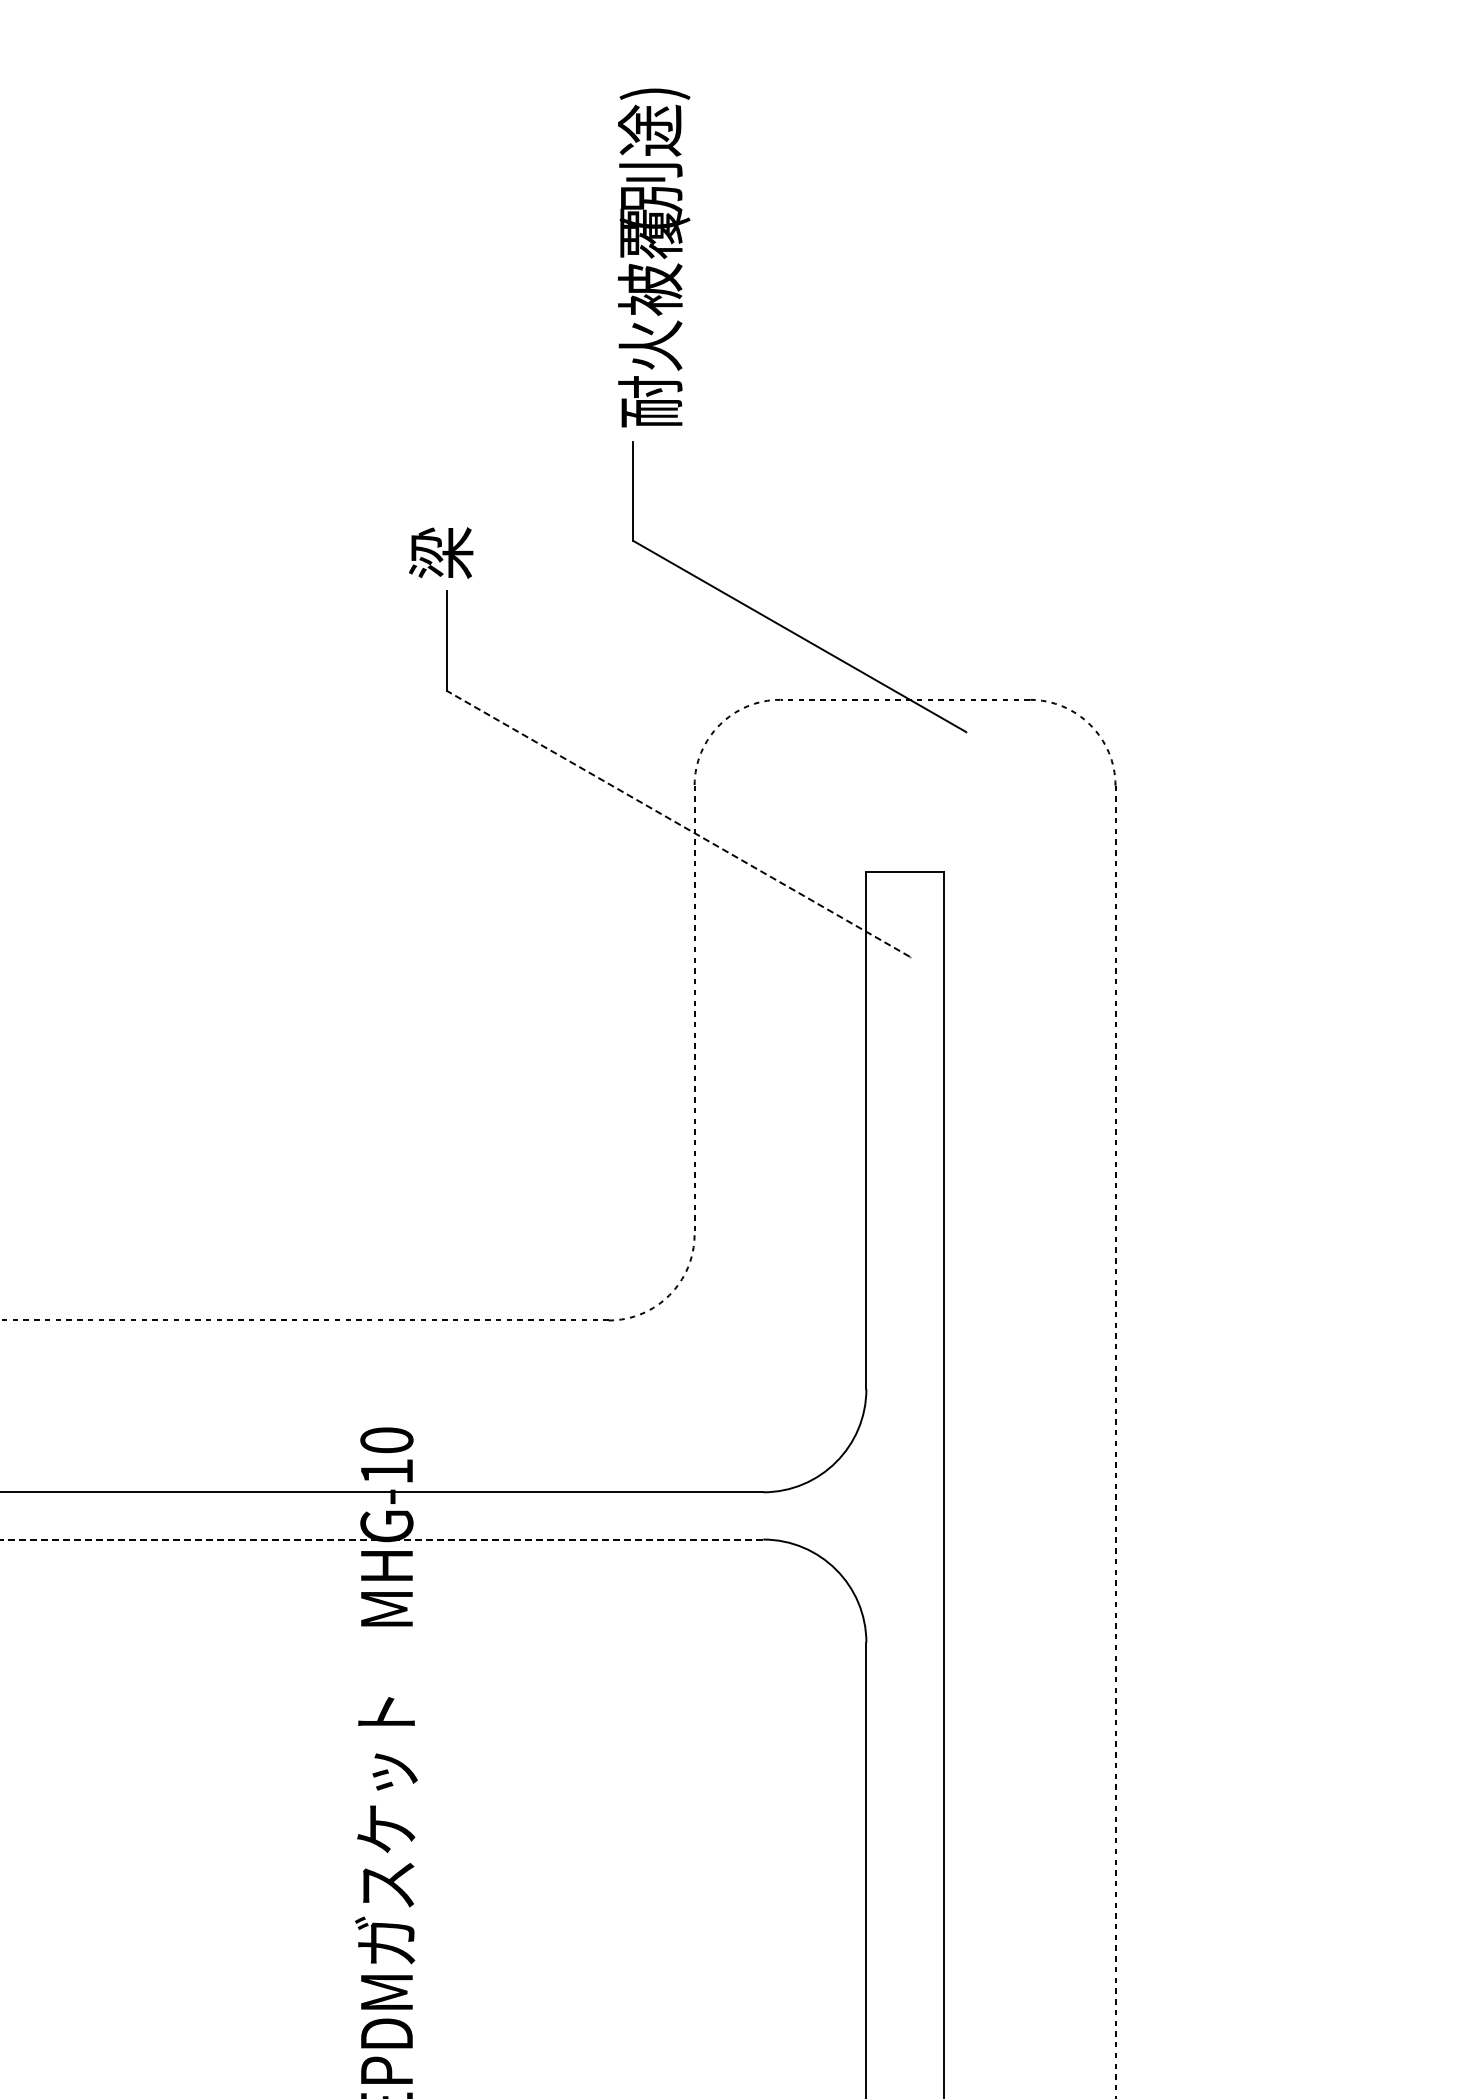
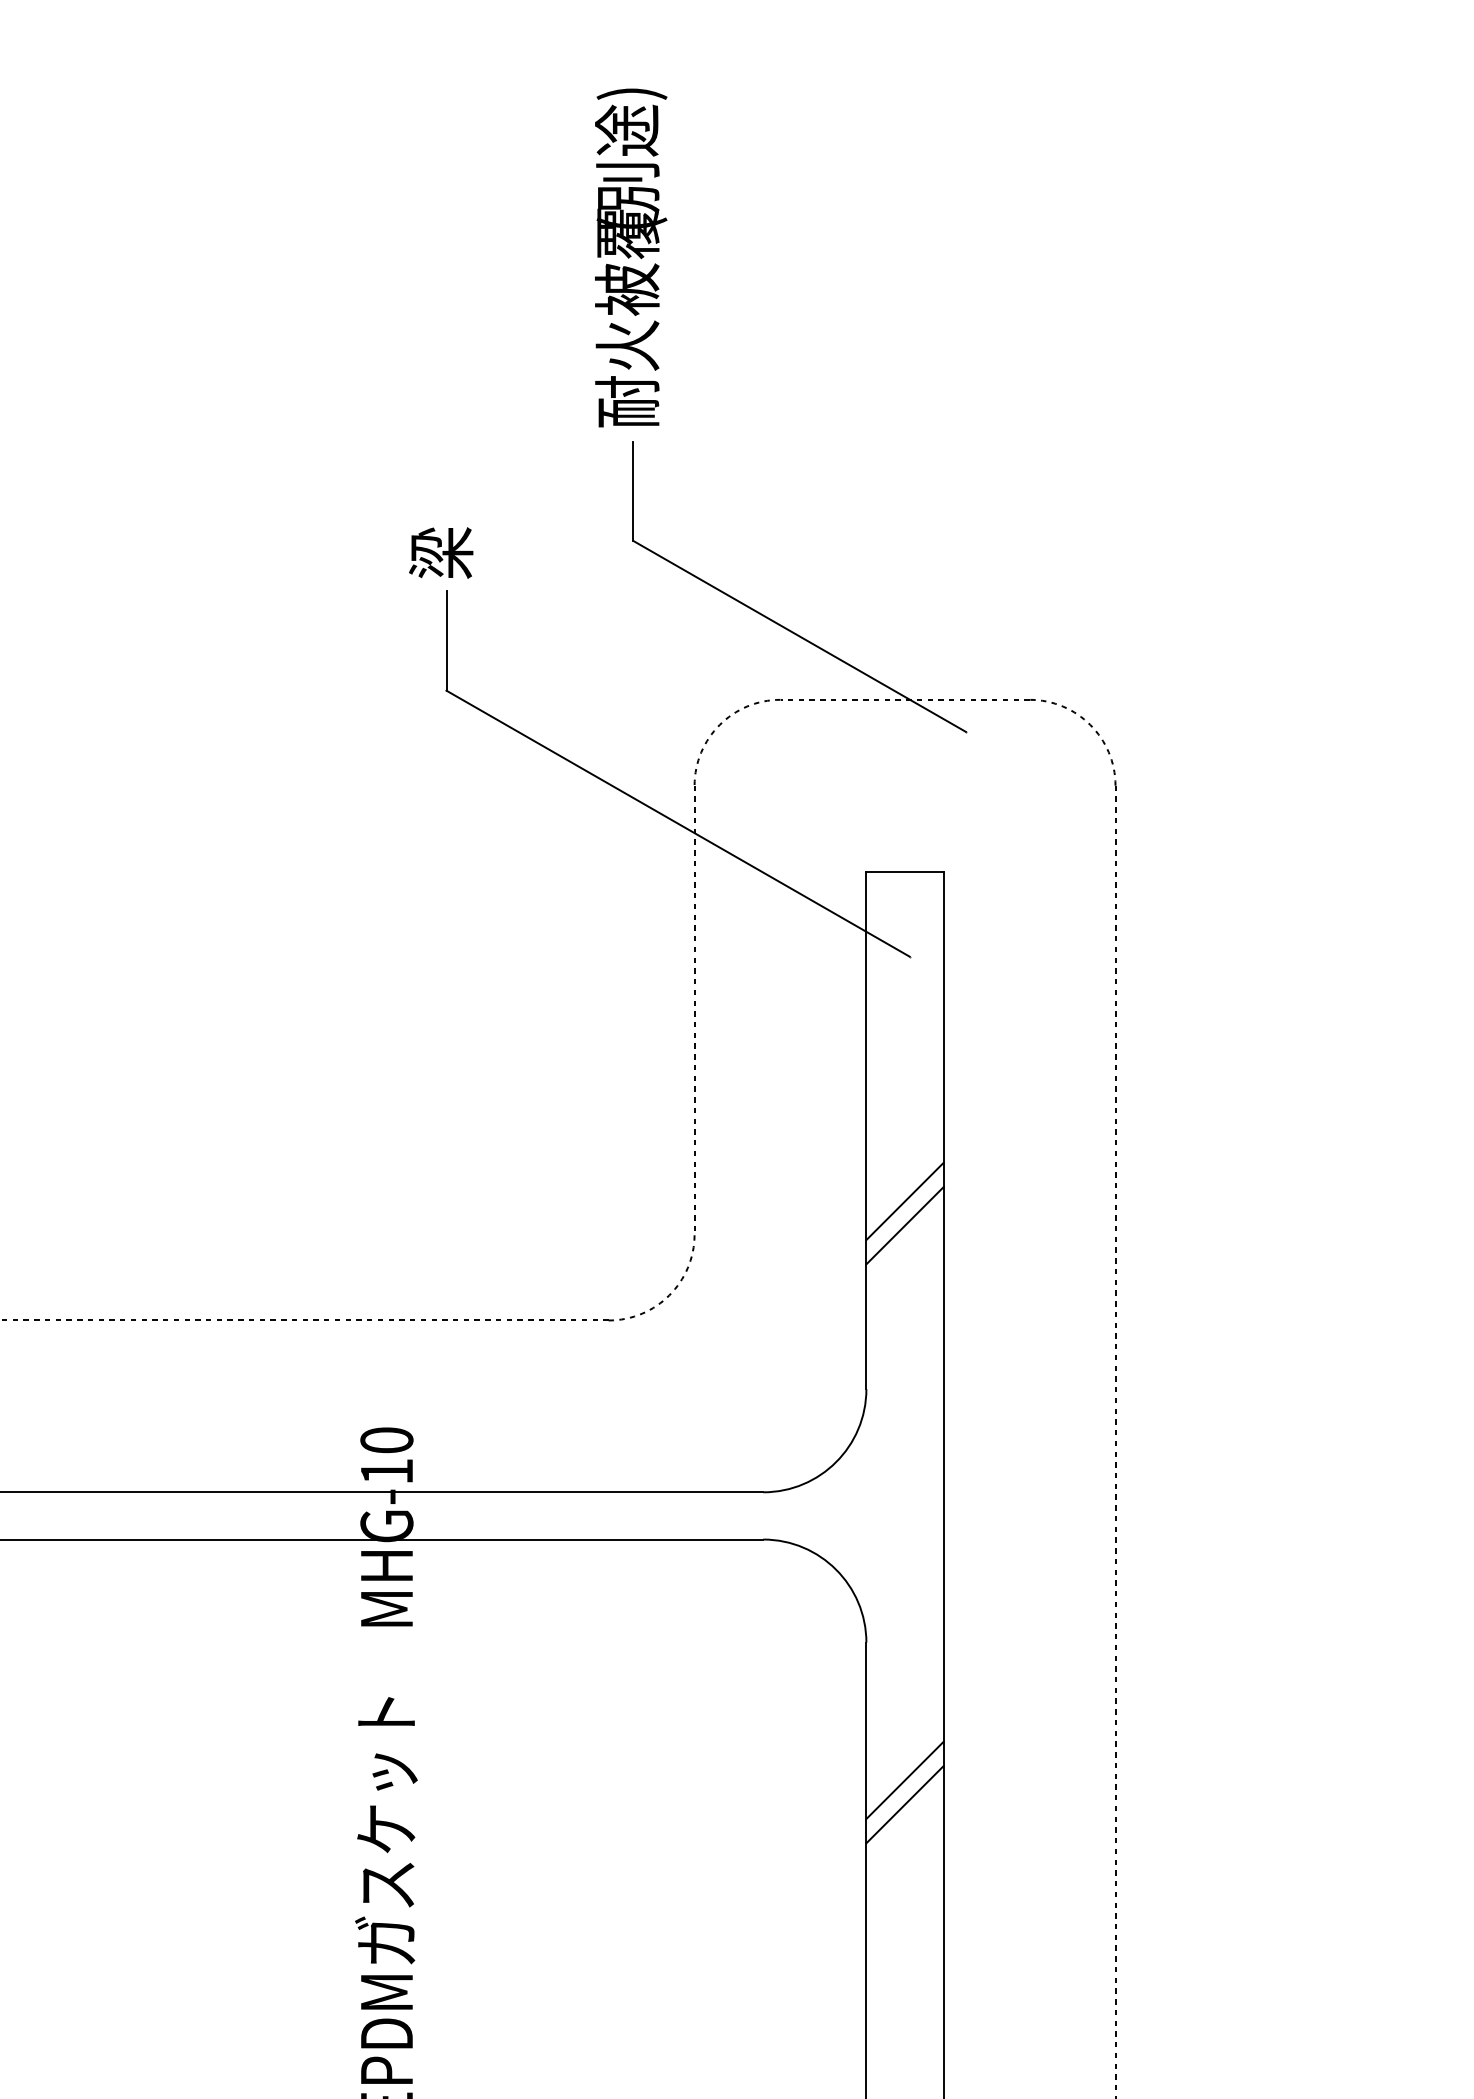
text position: (654, 257) -> (631, 257) (631, 257)
line: dashed -> solid (677, 823)
line: none -> present (904, 1201)
line: none -> present (904, 1225)
line: dashed -> solid (381, 1539)
line: none -> present (904, 1780)
line: none -> present (904, 1804)
